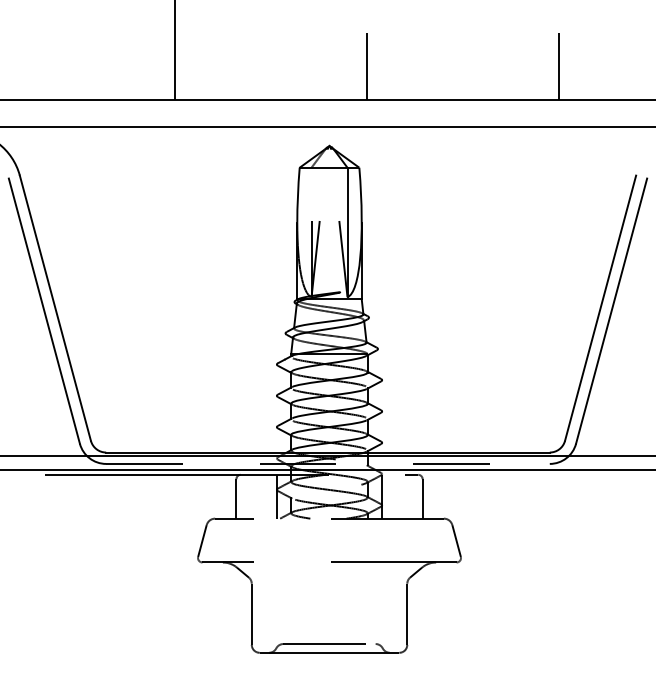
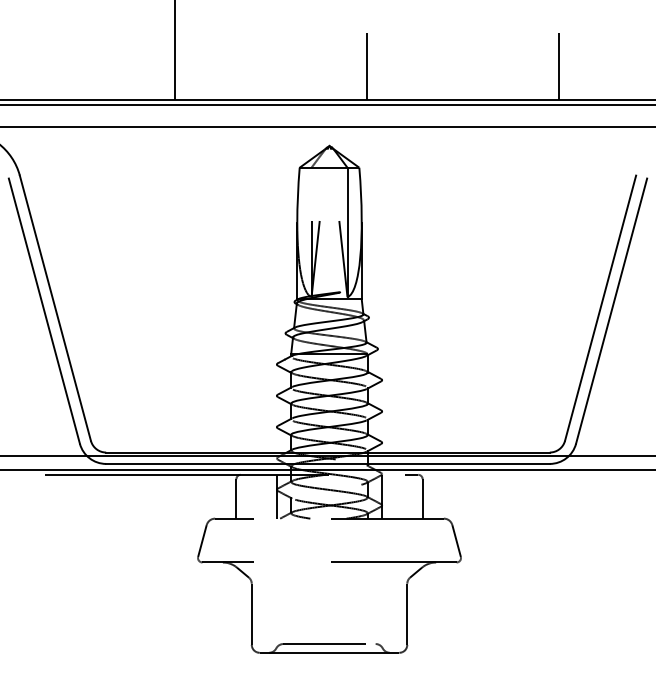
line: none -> present (327, 104)
line: dashed -> solid (328, 463)
